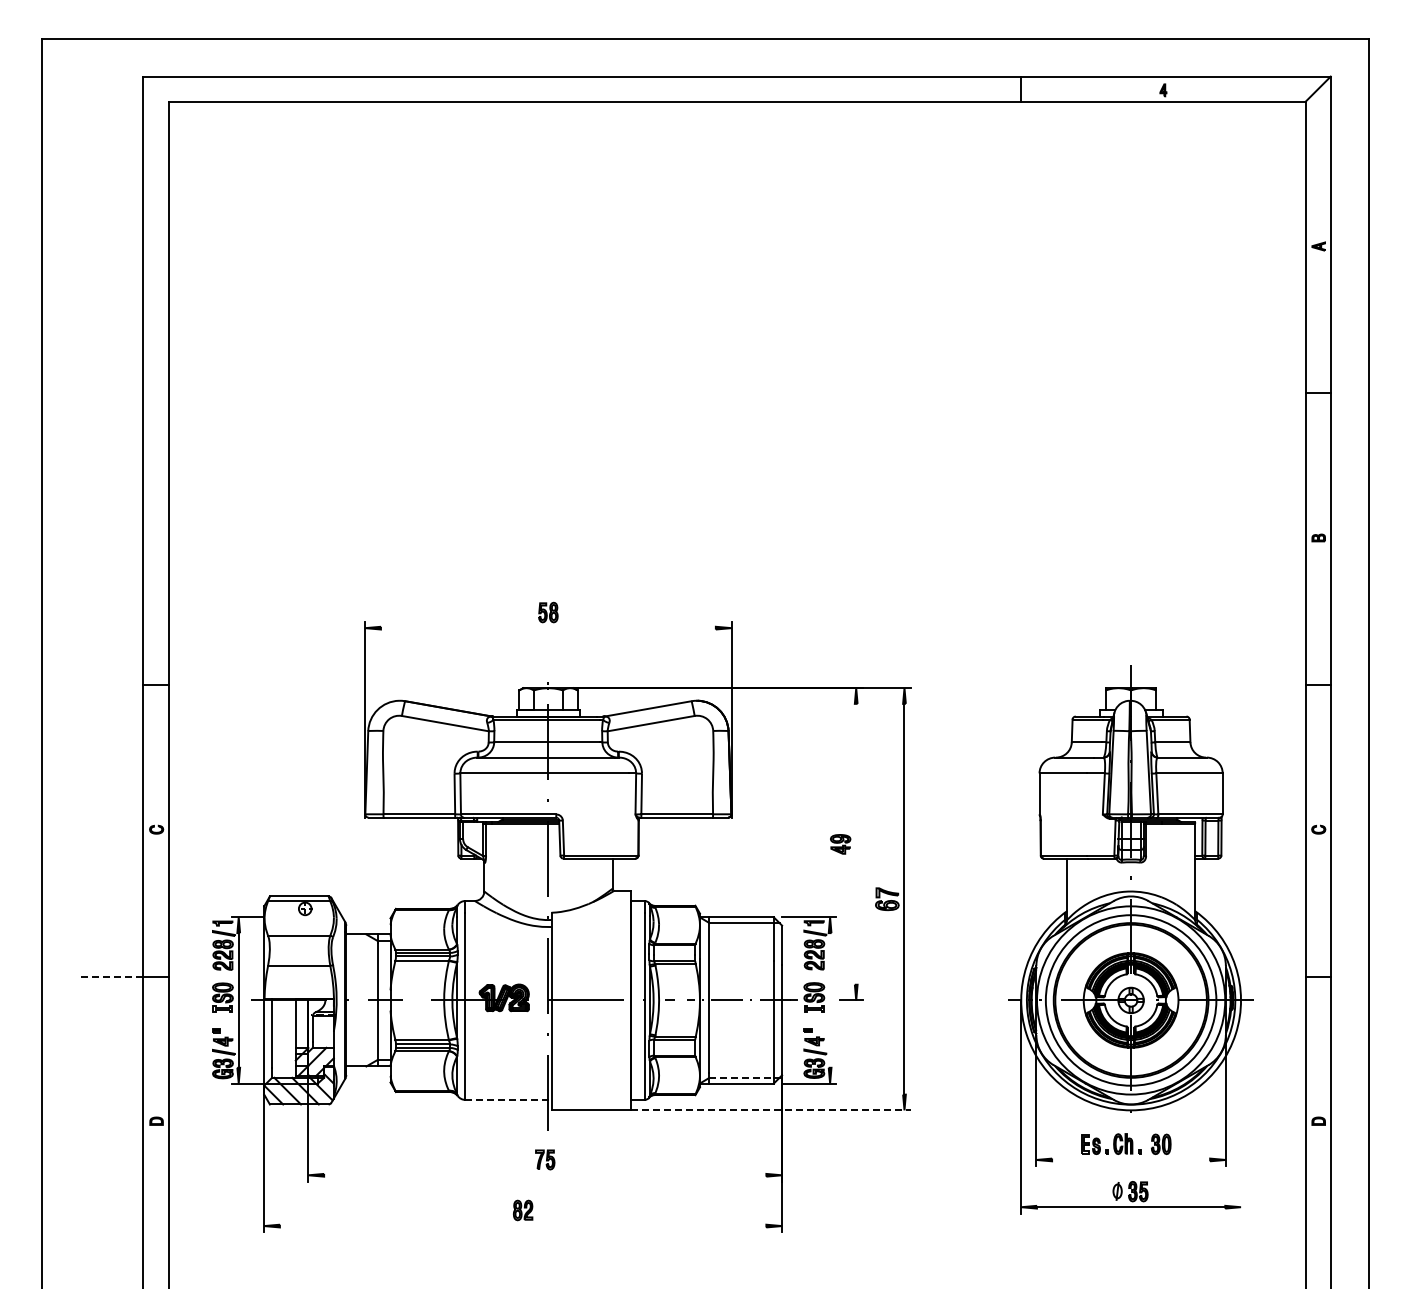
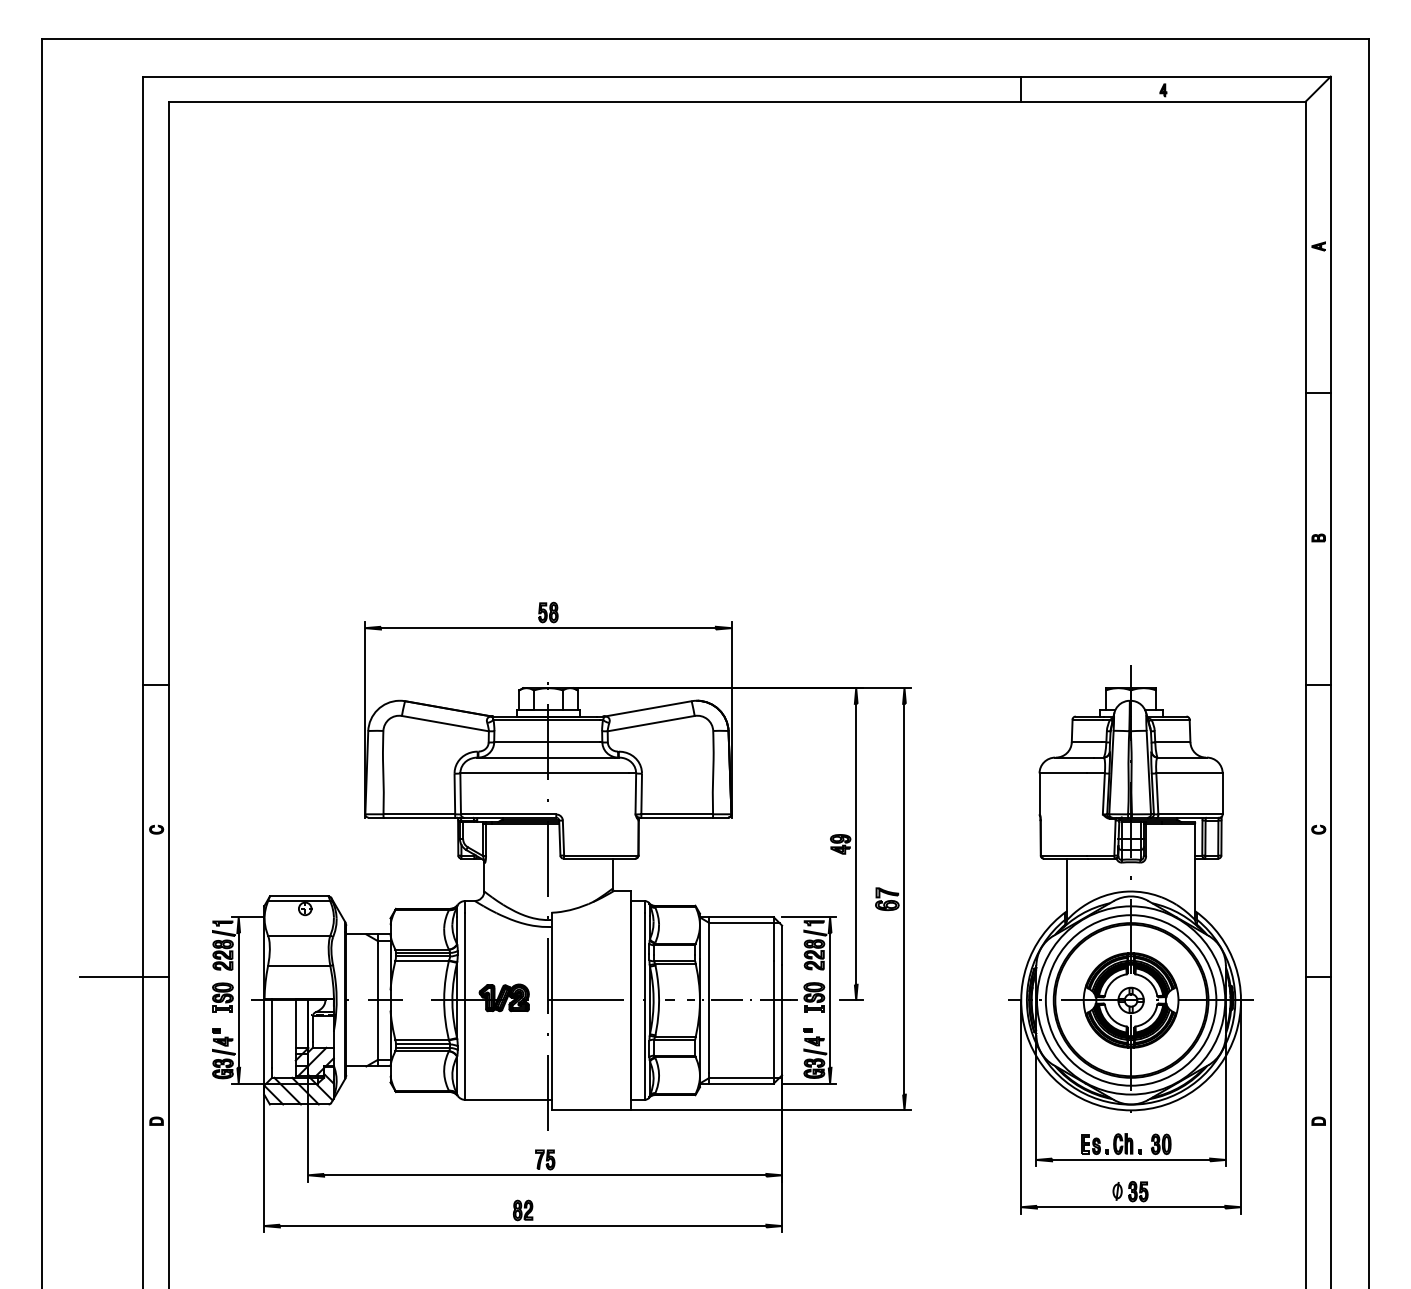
line: none -> present (547, 628)
line: none -> present (856, 843)
line: dashed -> solid (111, 976)
line: none -> present (830, 1000)
line: dashed -> solid (742, 1077)
line: dashed -> solid (509, 1099)
line: none -> present (1241, 1106)
line: dashed -> solid (771, 1110)
line: none -> present (1131, 1159)
line: none -> present (545, 1175)
line: none -> present (522, 1226)
